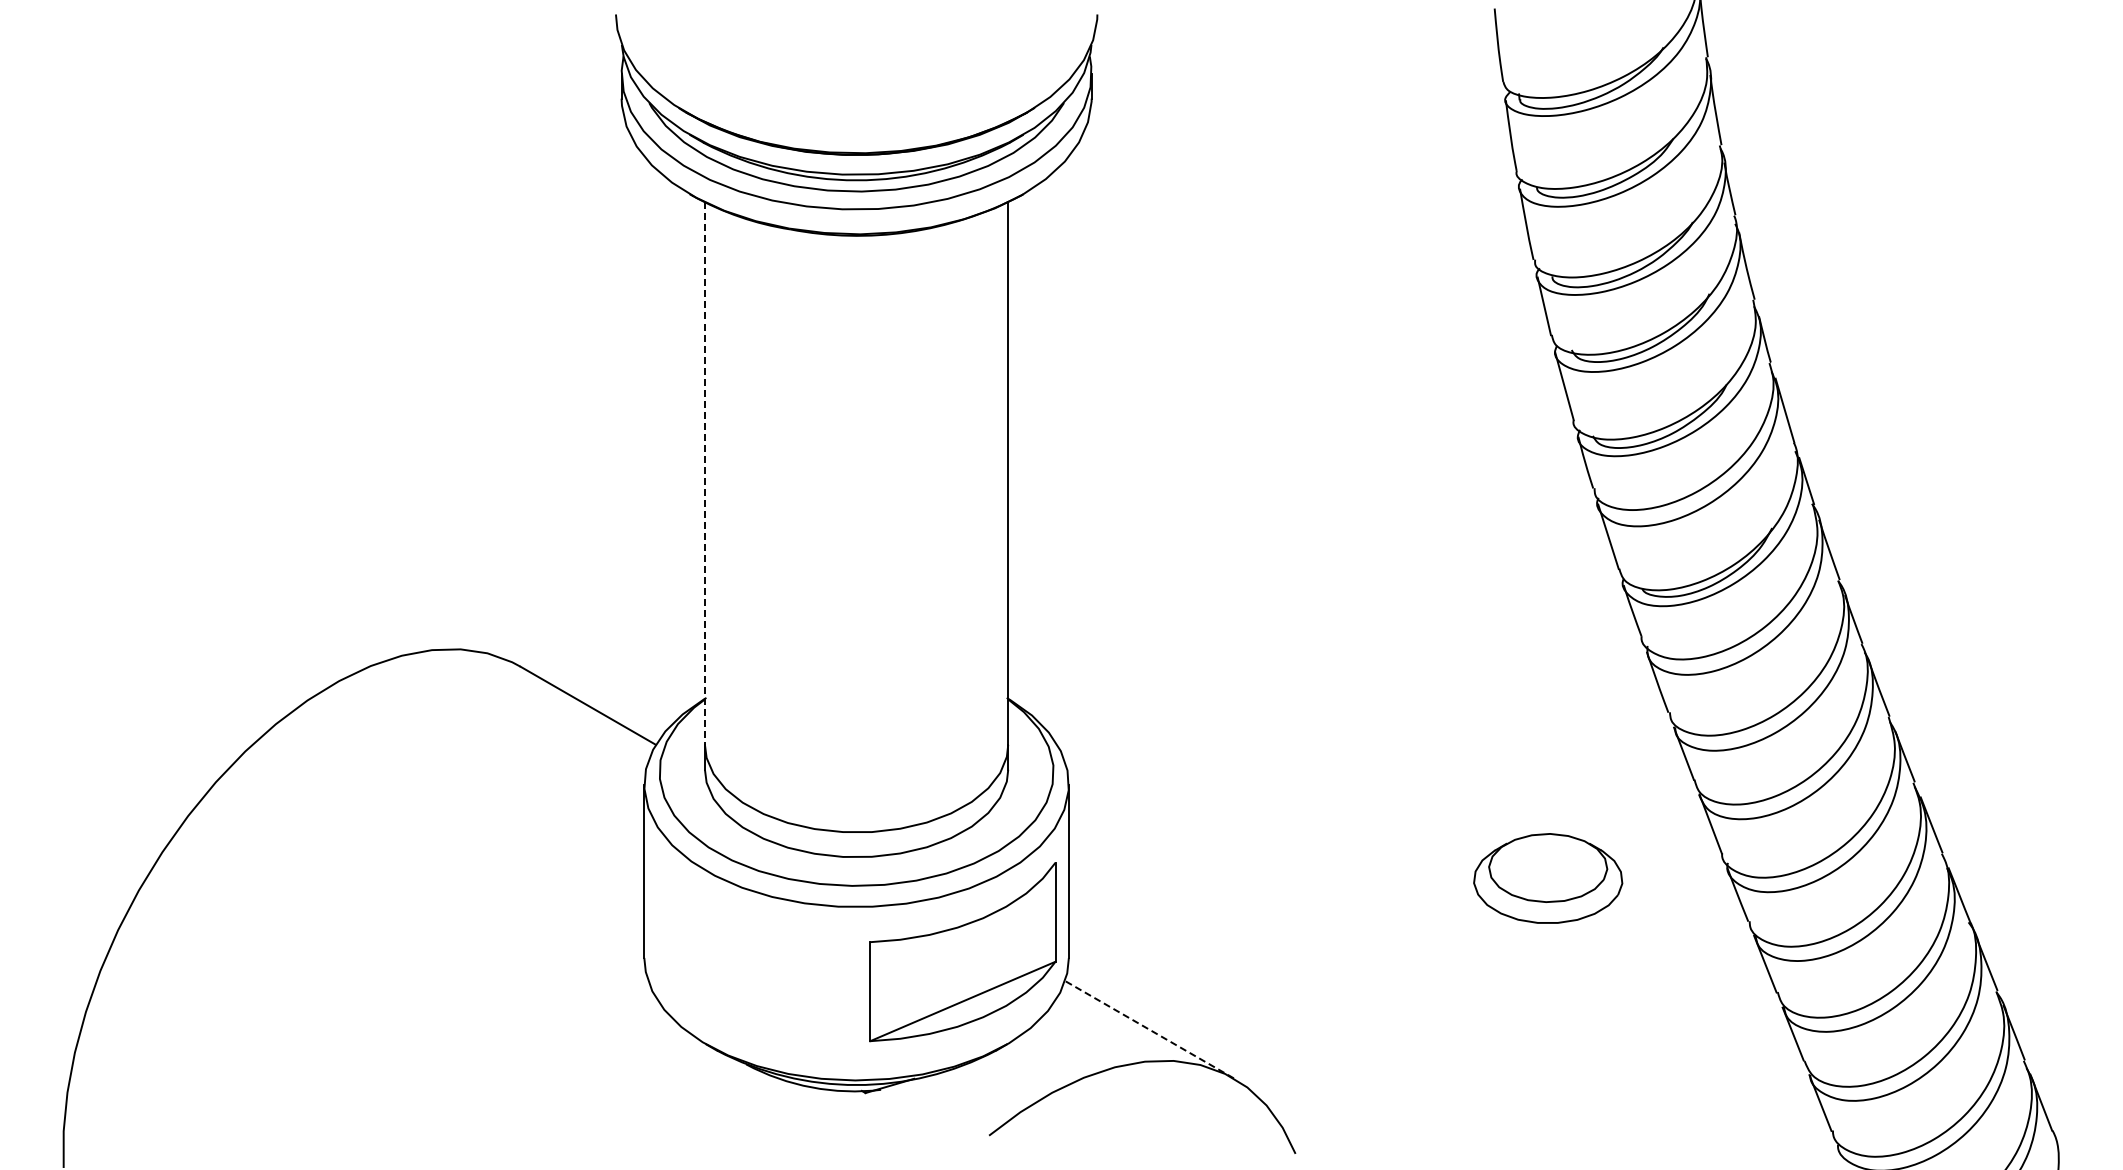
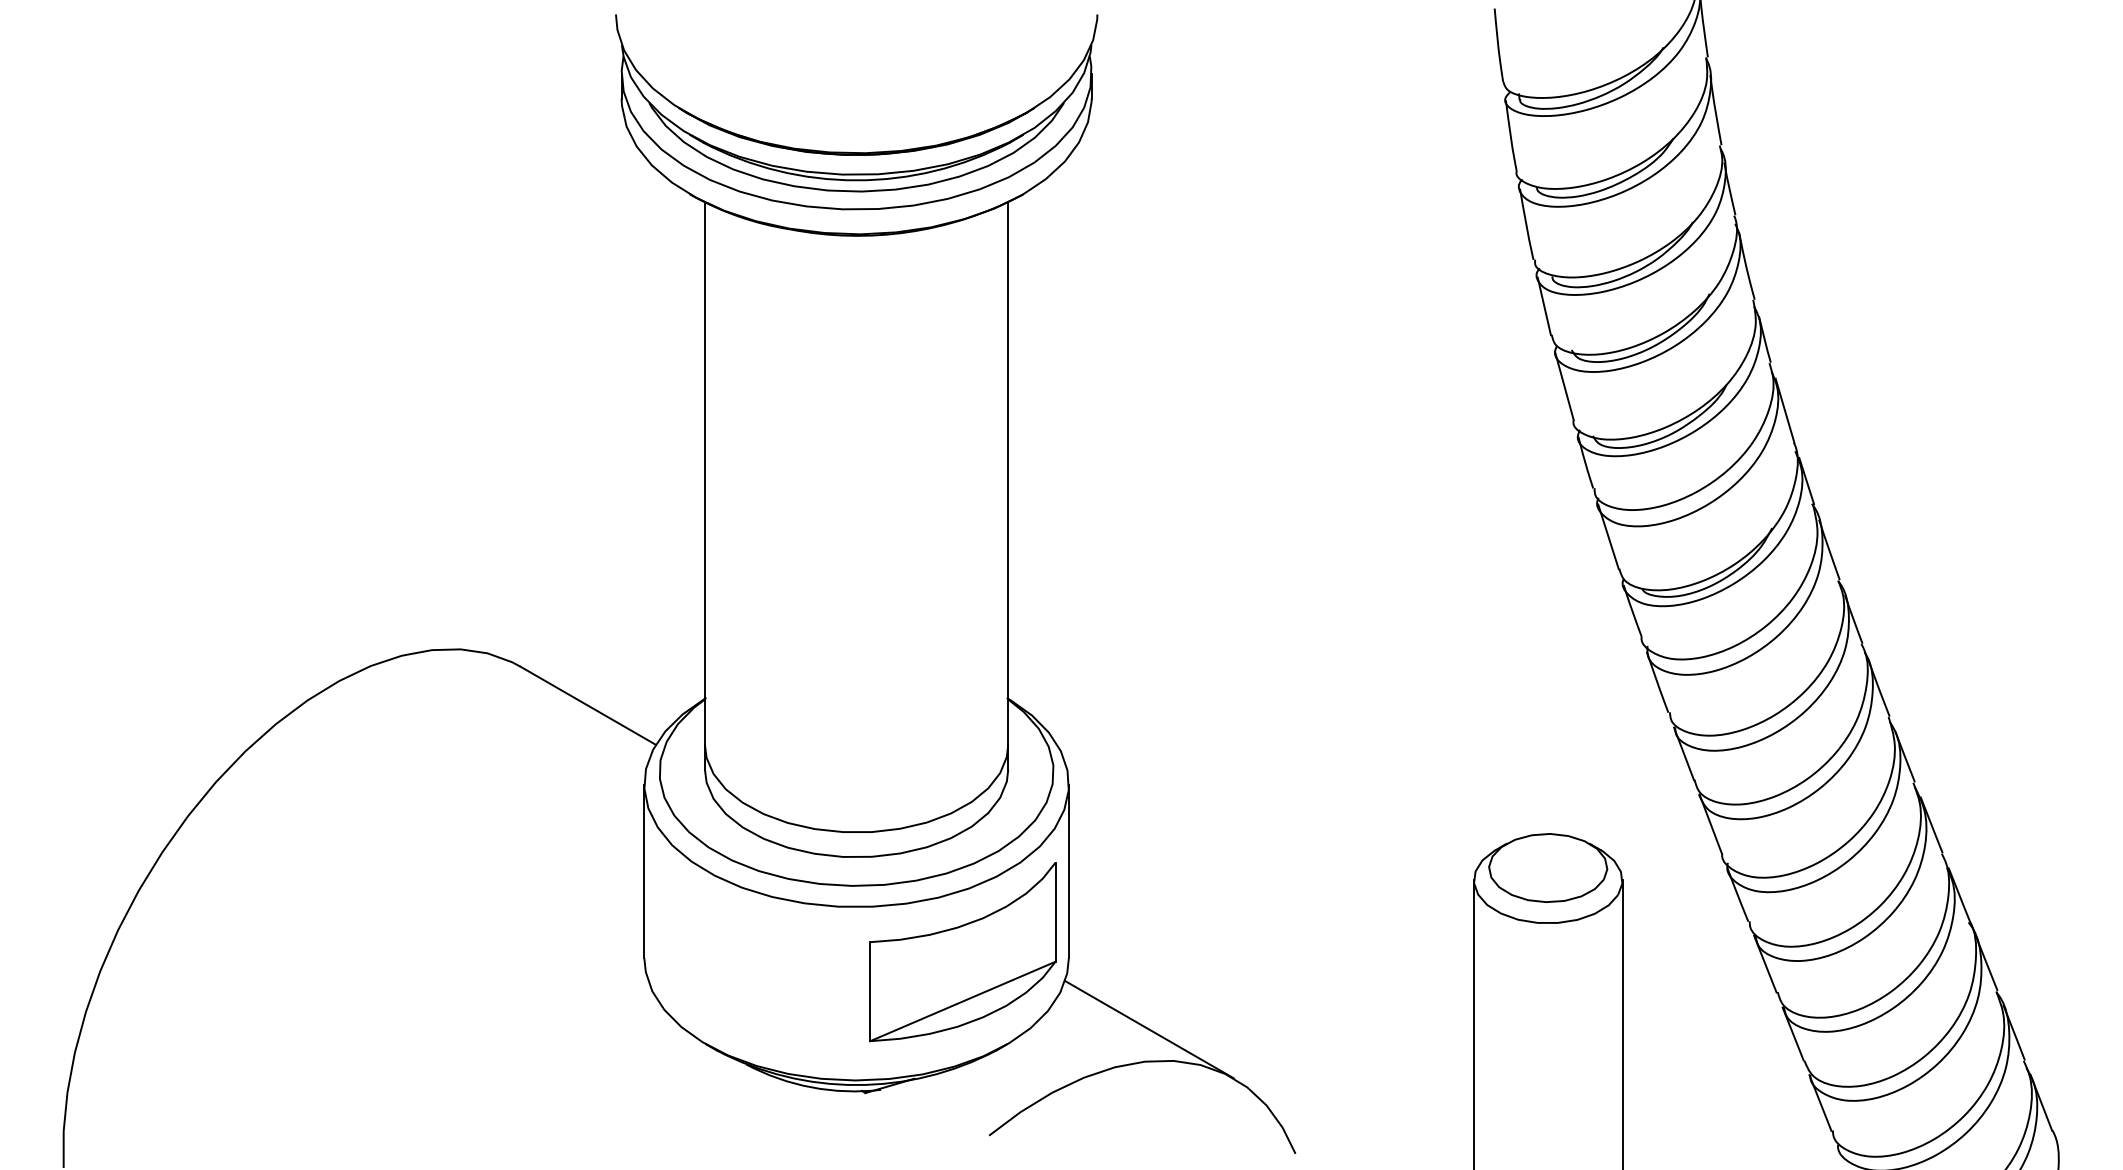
line: dashed -> solid (704, 474)
line: none -> present (1473, 1023)
line: none -> present (1622, 1023)
line: dashed -> solid (1149, 1029)
